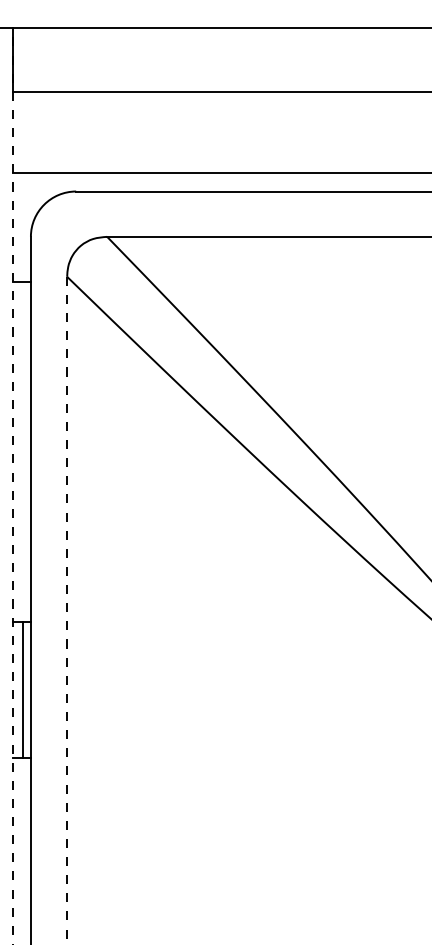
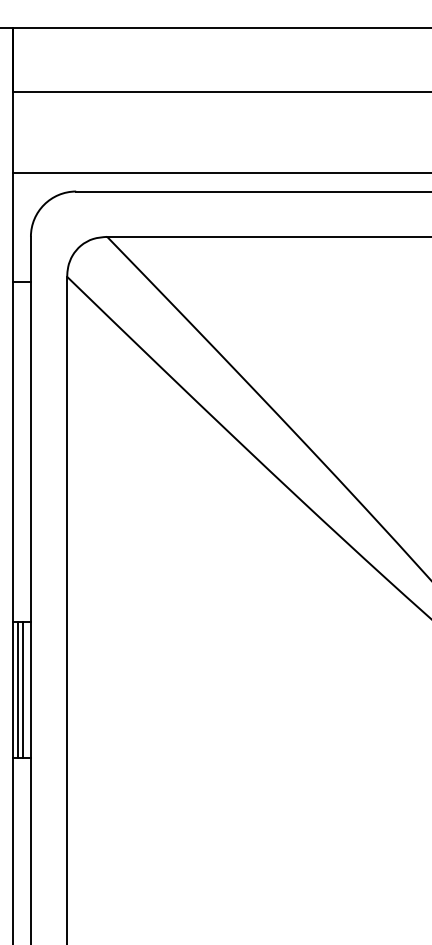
line: dashed -> solid (12, 486)
line: dashed -> solid (67, 610)
line: none -> present (17, 690)
